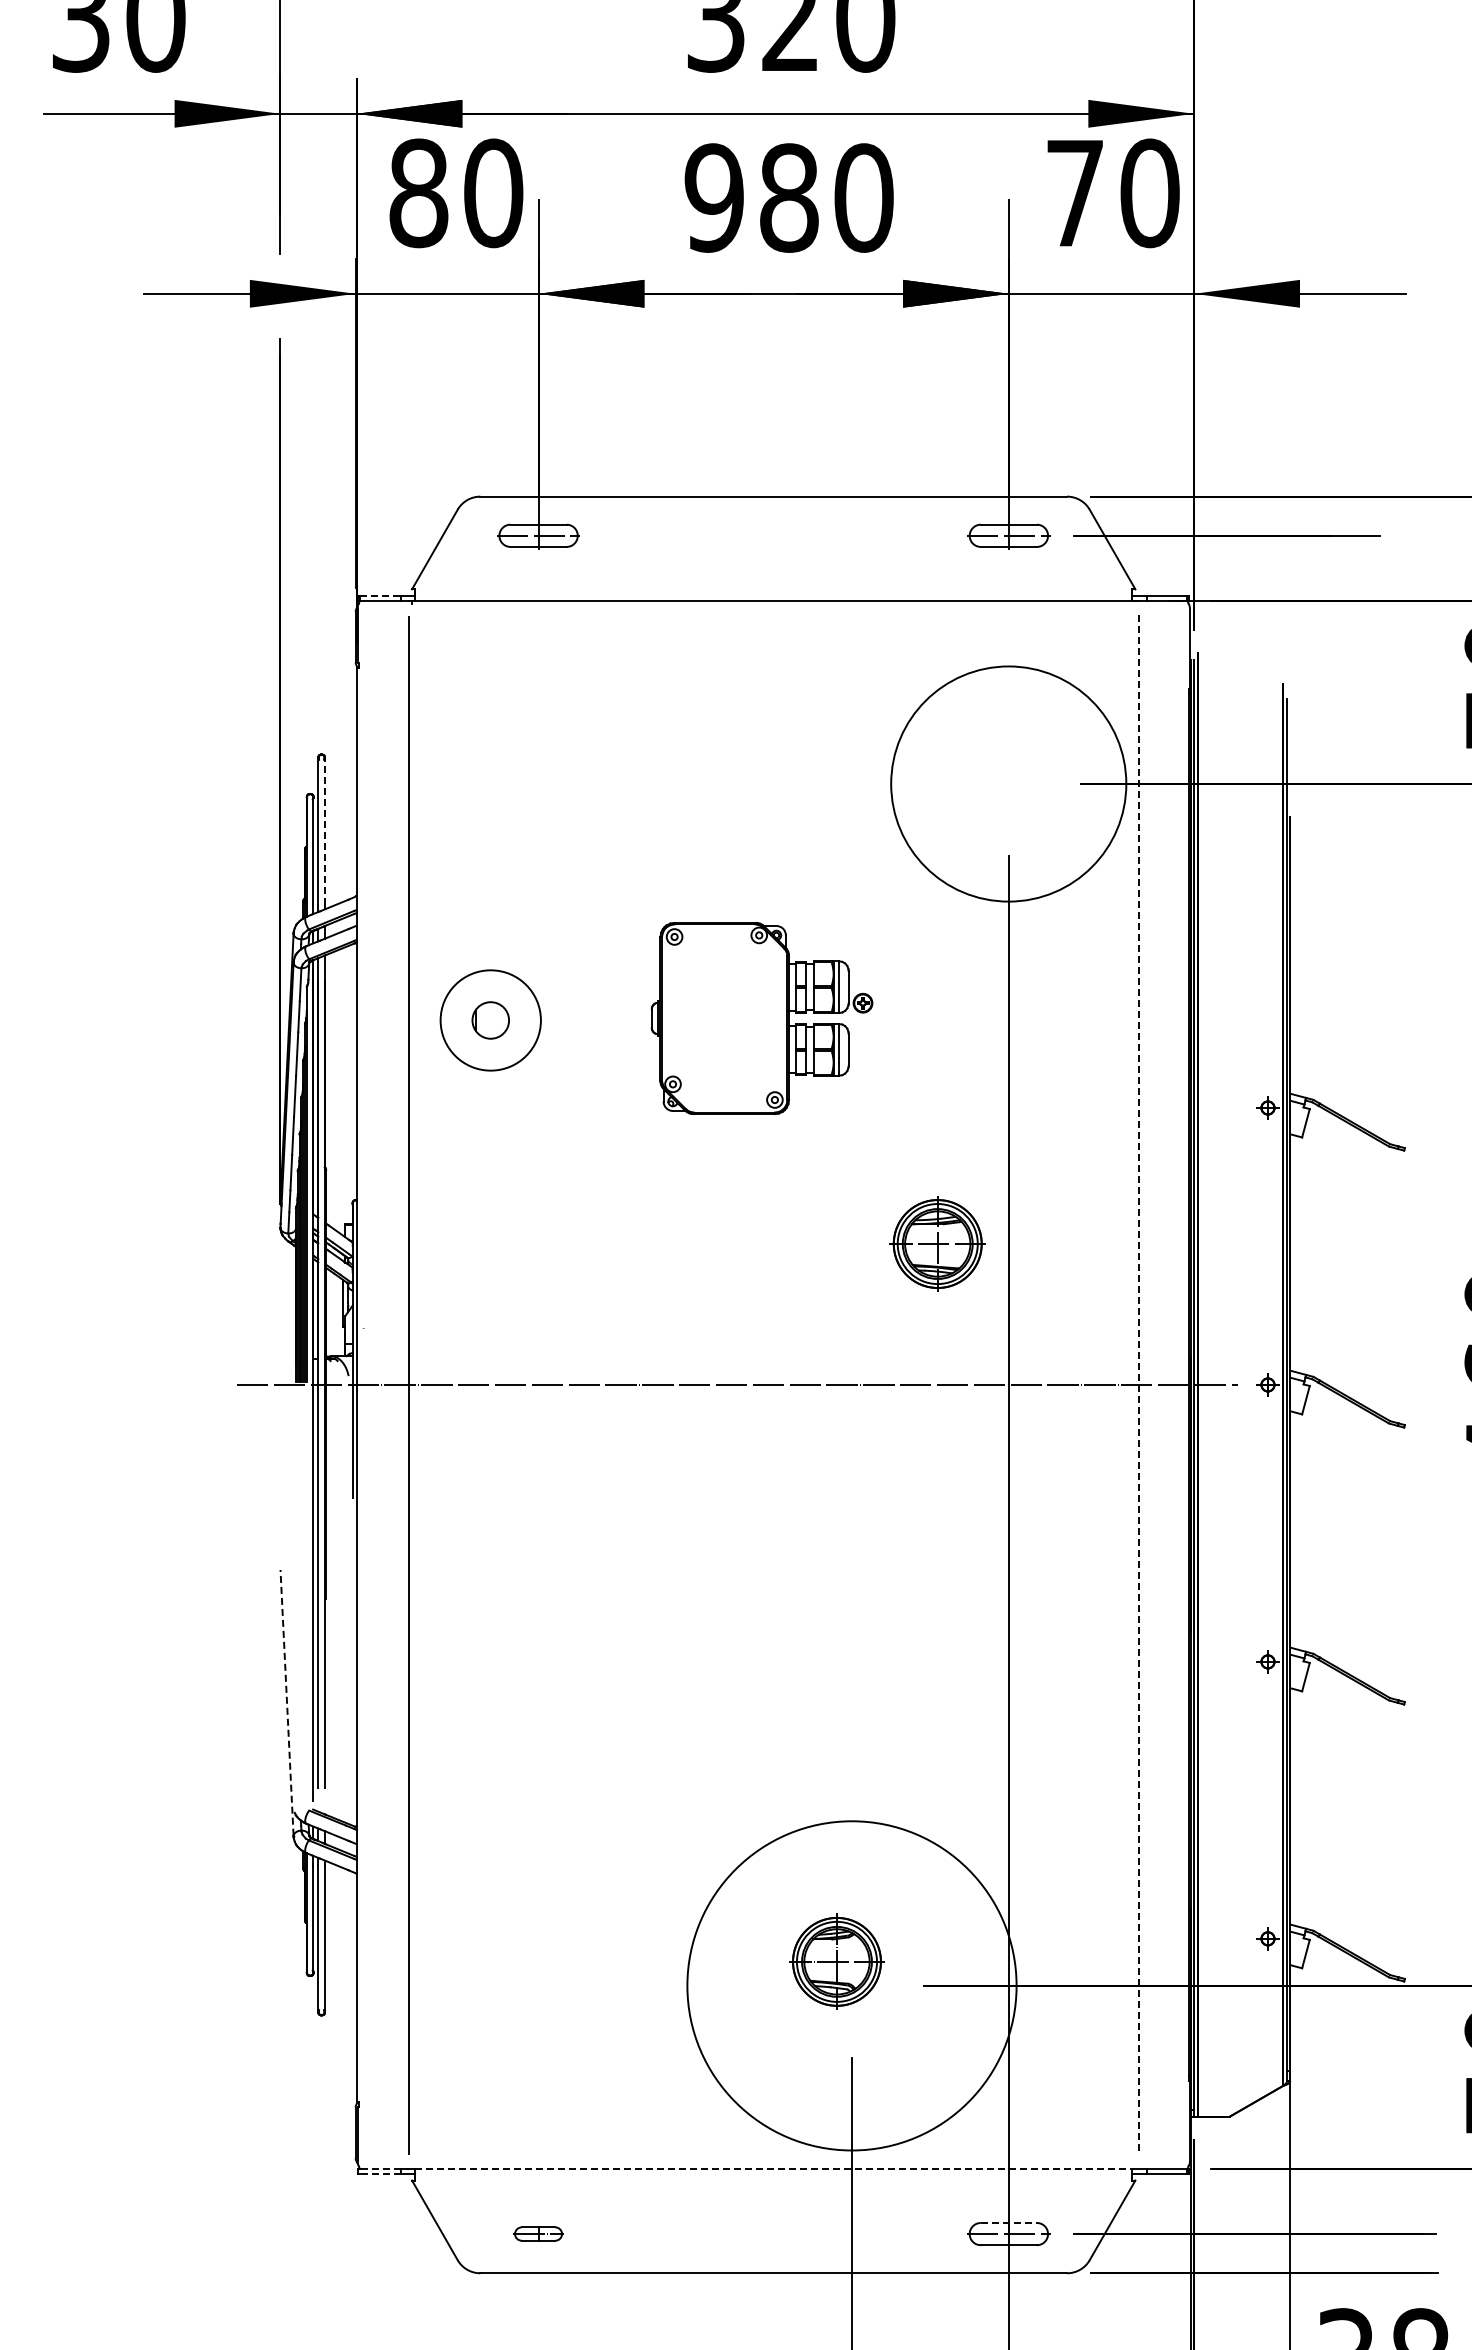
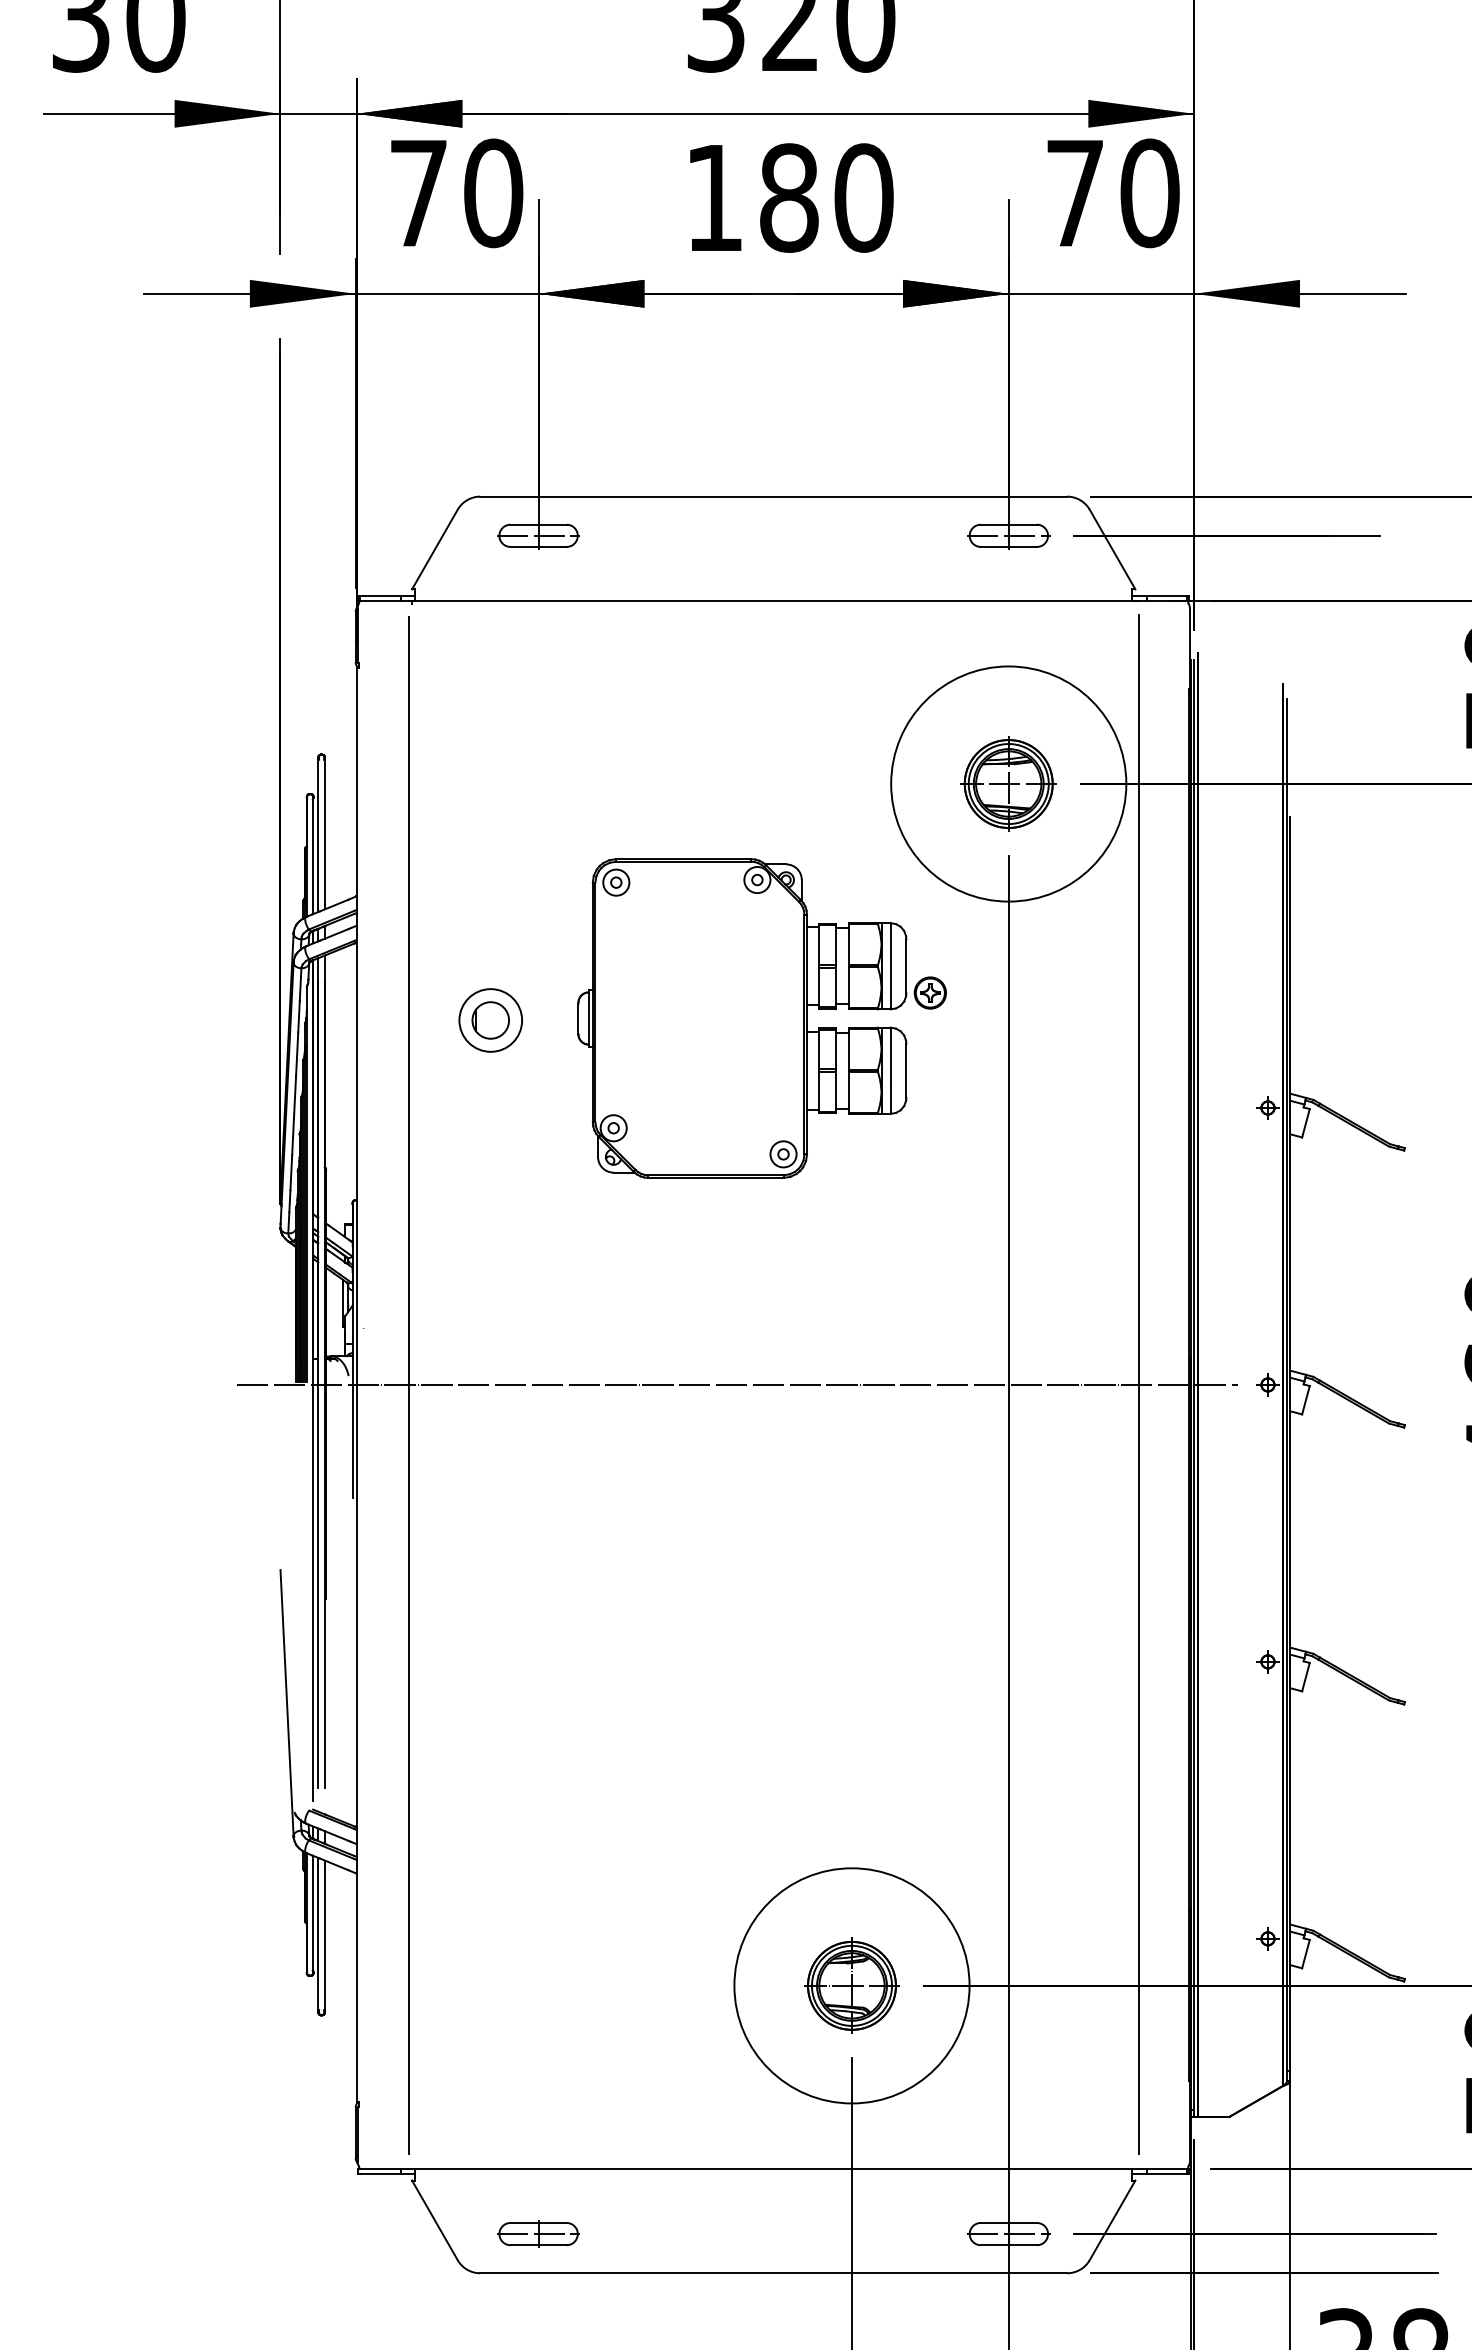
text: 80 -> 70 (418, 193)
text: 980 -> 180 (713, 197)
line: dashed -> solid (381, 595)
line: dashed -> solid (324, 831)
part size: 224x194 px -> 370x321 px (761, 1018)
circle diameter: 100 px -> 63 px (490, 1020)
part position: (937, 1243) -> (1008, 783) (1008, 783)
line: dashed -> solid (1138, 1385)
line: dashed -> solid (287, 1702)
part position: (836, 1961) -> (851, 1985) (851, 1985)
circle diameter: 329 px -> 235 px (851, 1985)
line: dashed -> solid (380, 2168)
line: dashed -> solid (773, 2168)
line: dashed -> solid (380, 2174)
line: dashed -> solid (1009, 2222)
part size: 51x16 px -> 83x28 px (538, 2233)
